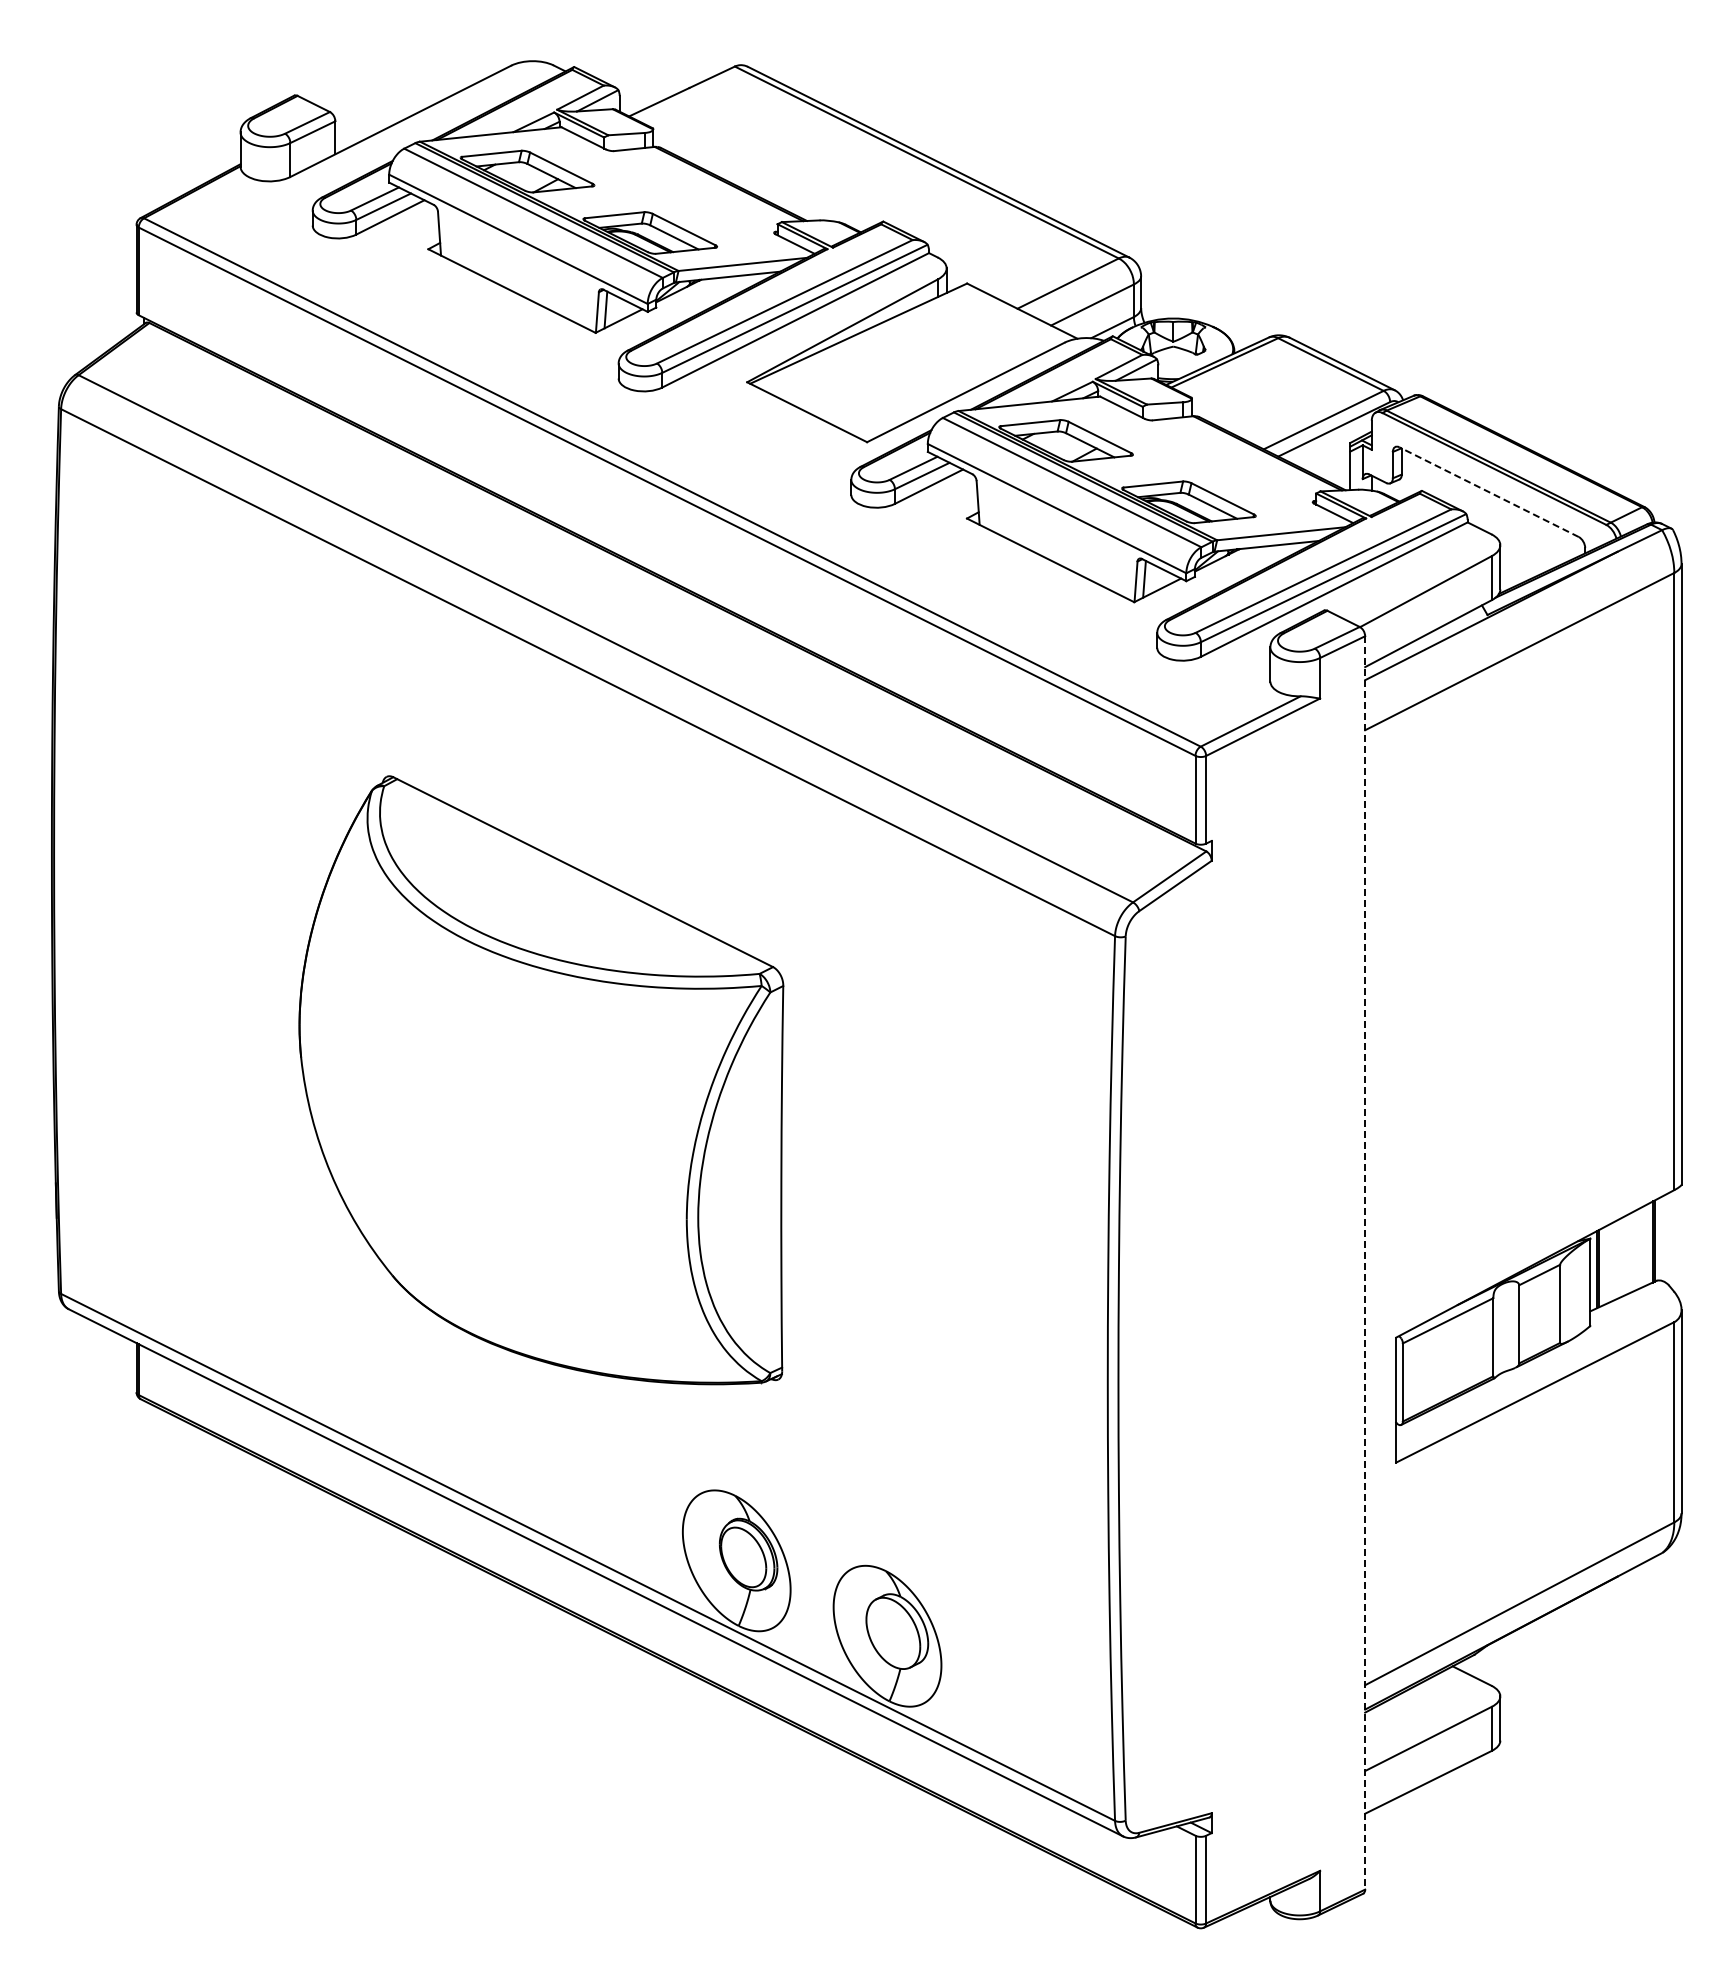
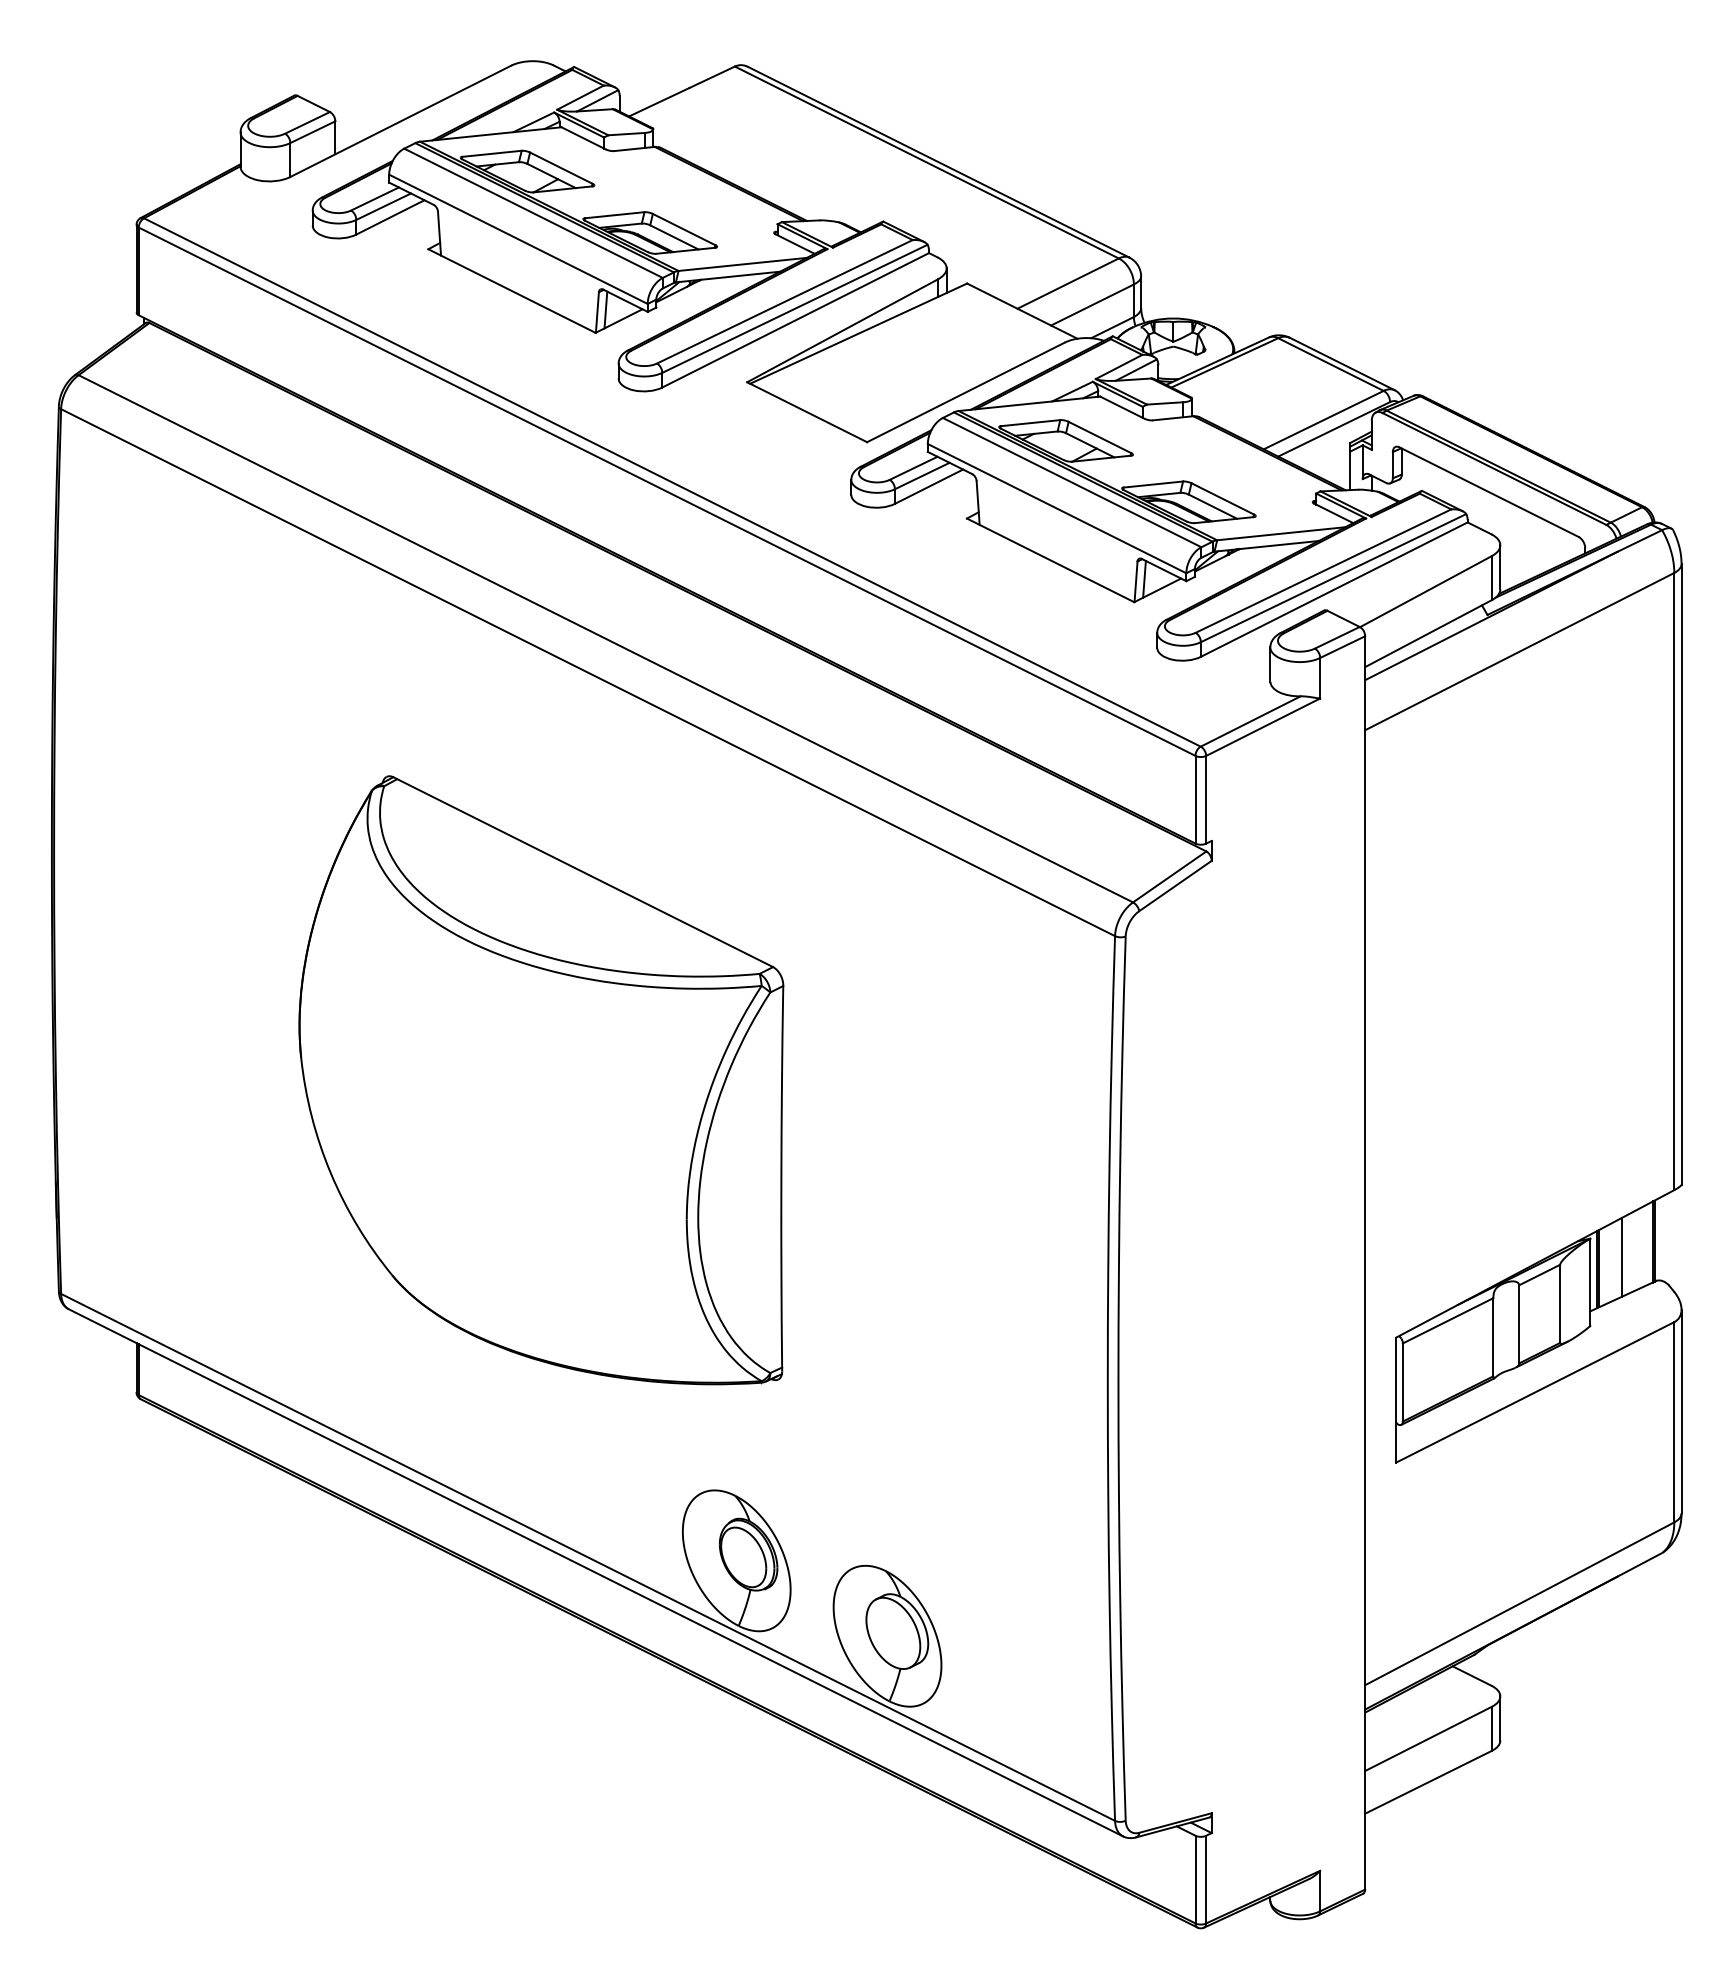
line: dashed -> solid (1488, 491)
line: none -> present (1621, 1257)
line: dashed -> solid (1365, 1262)
